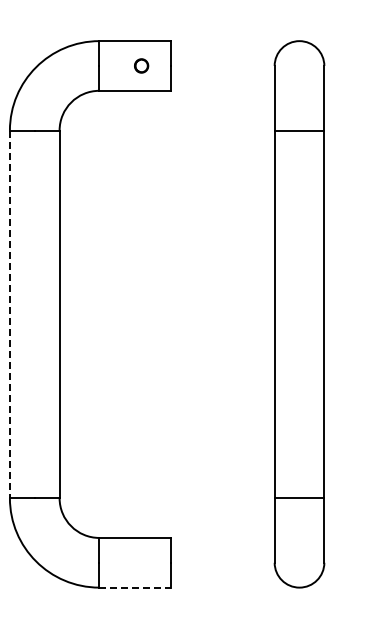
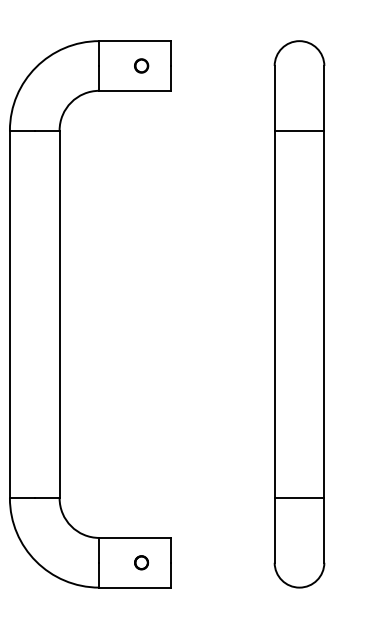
line: dashed -> solid (9, 314)
part: none -> present (141, 562)
line: dashed -> solid (135, 587)
